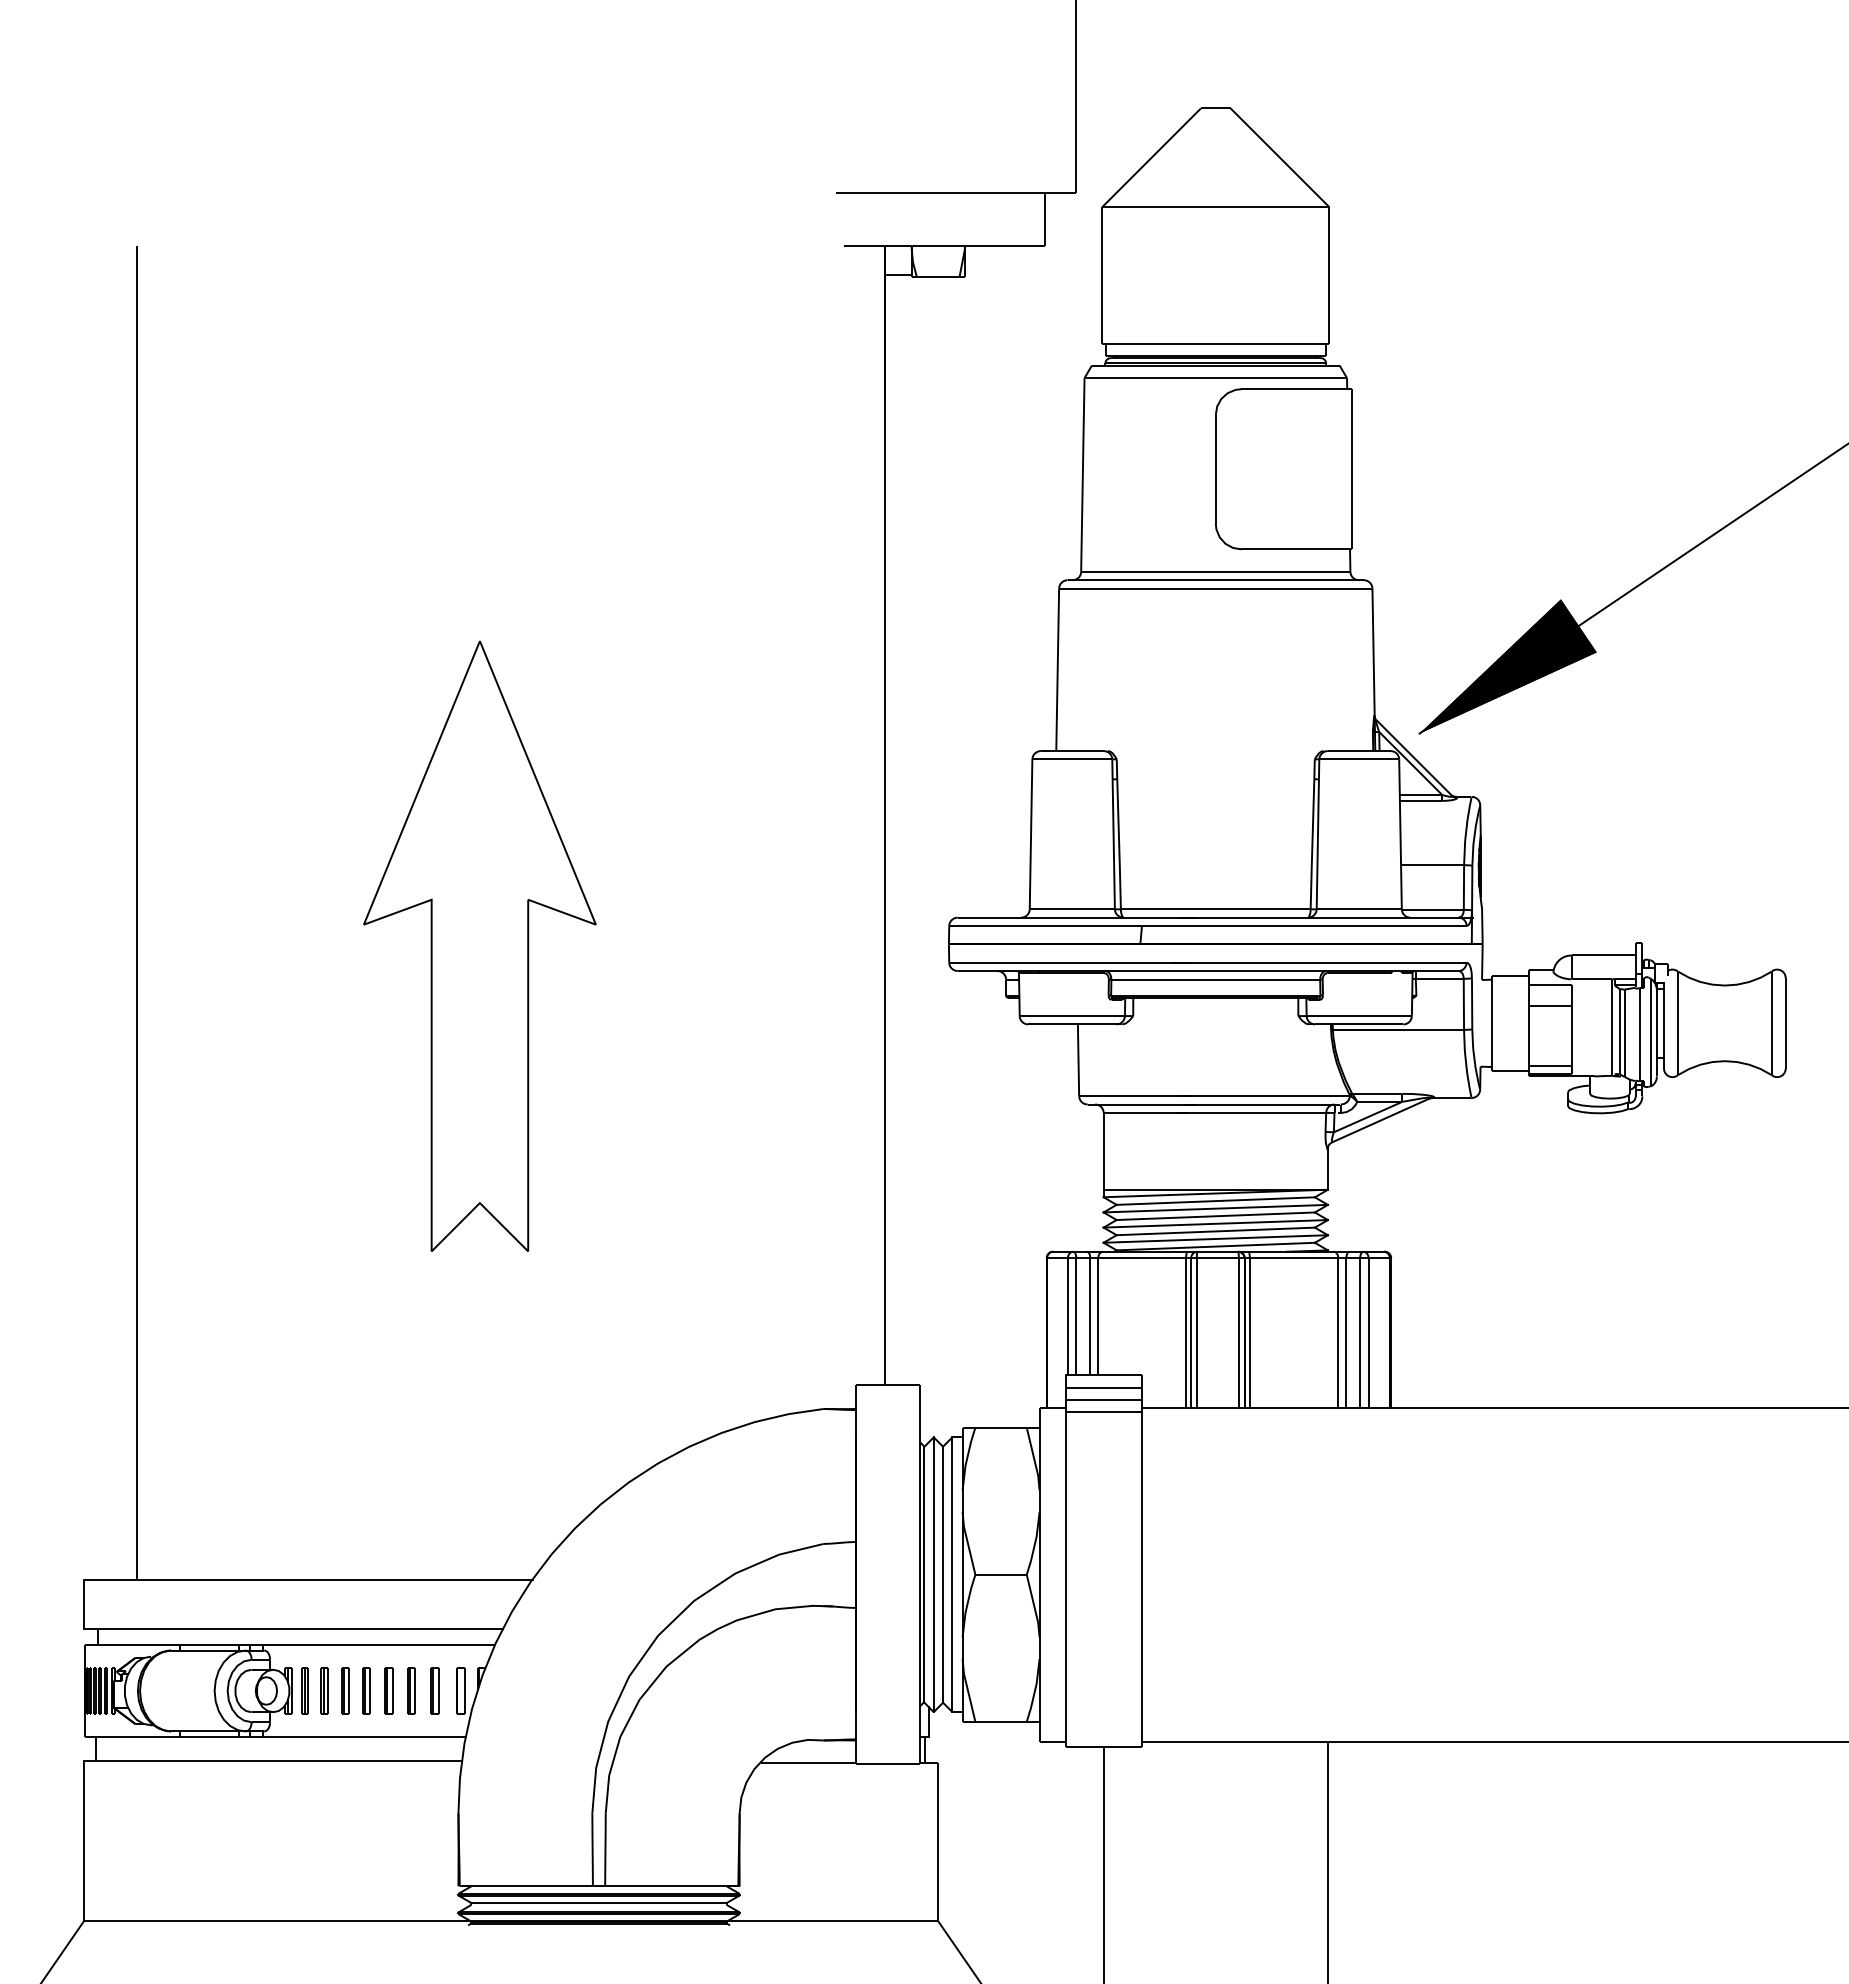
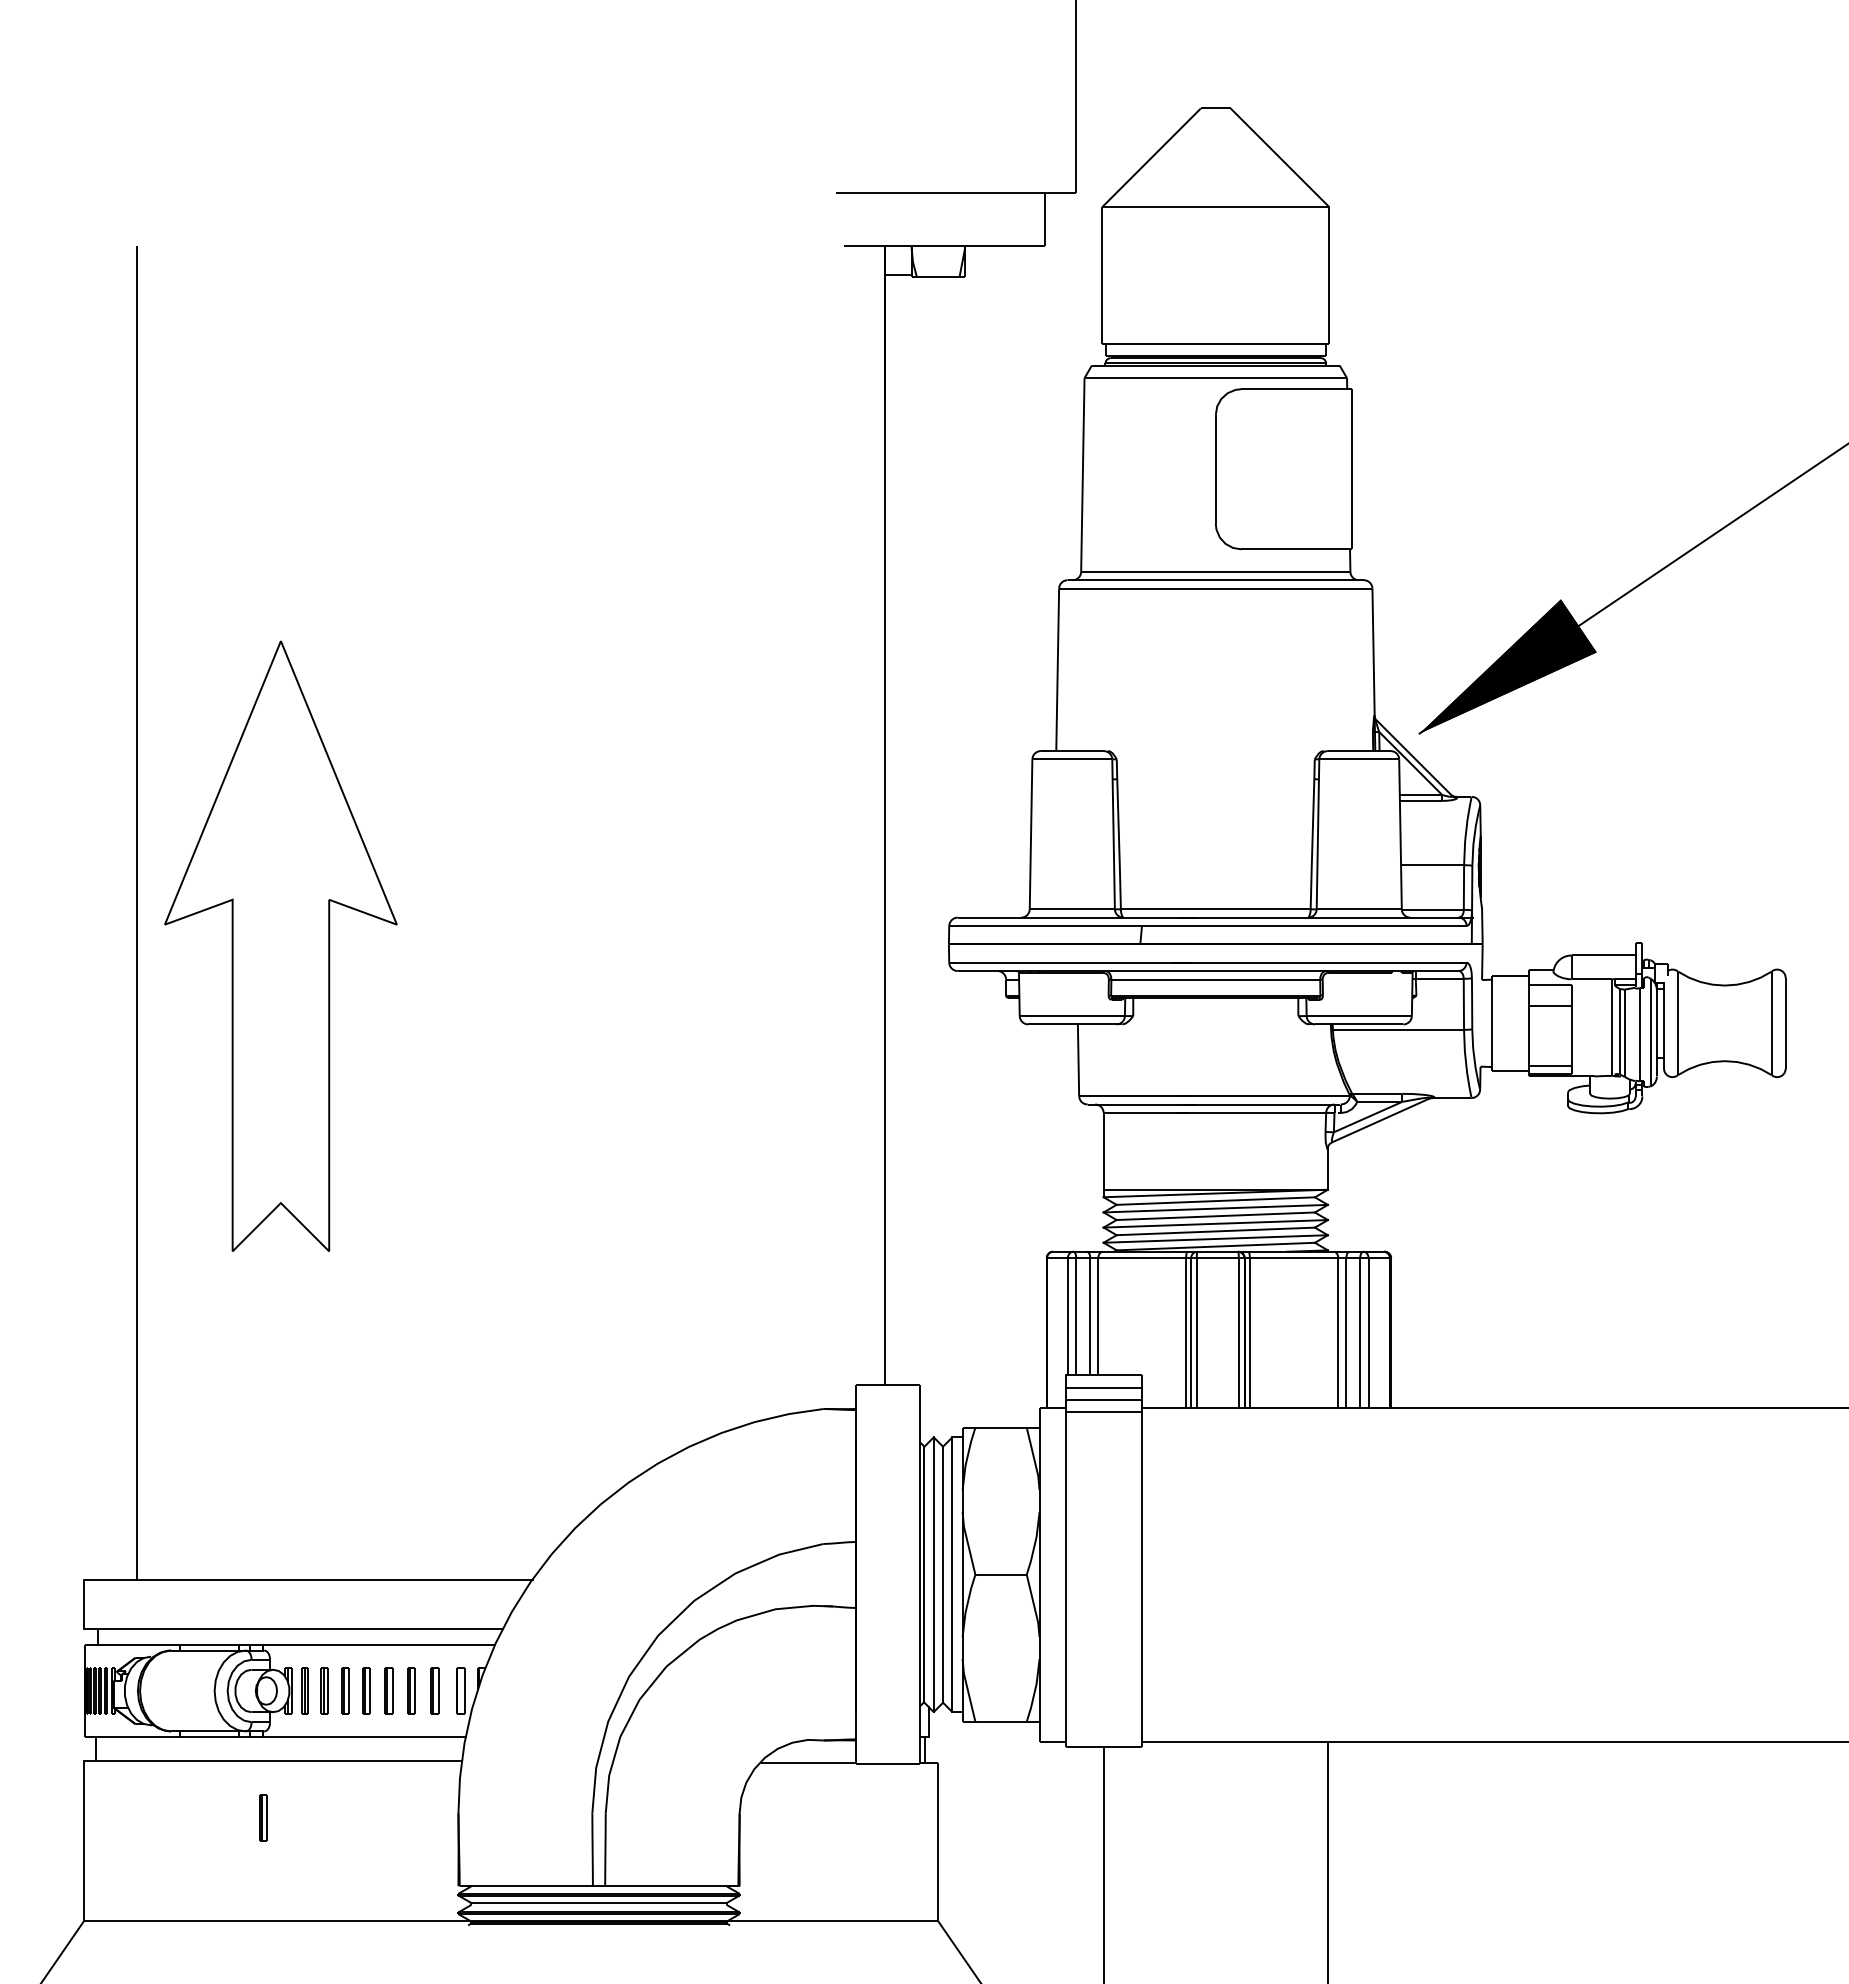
part position: (479, 945) -> (280, 945) (280, 945)
part: none -> present (263, 1817)
